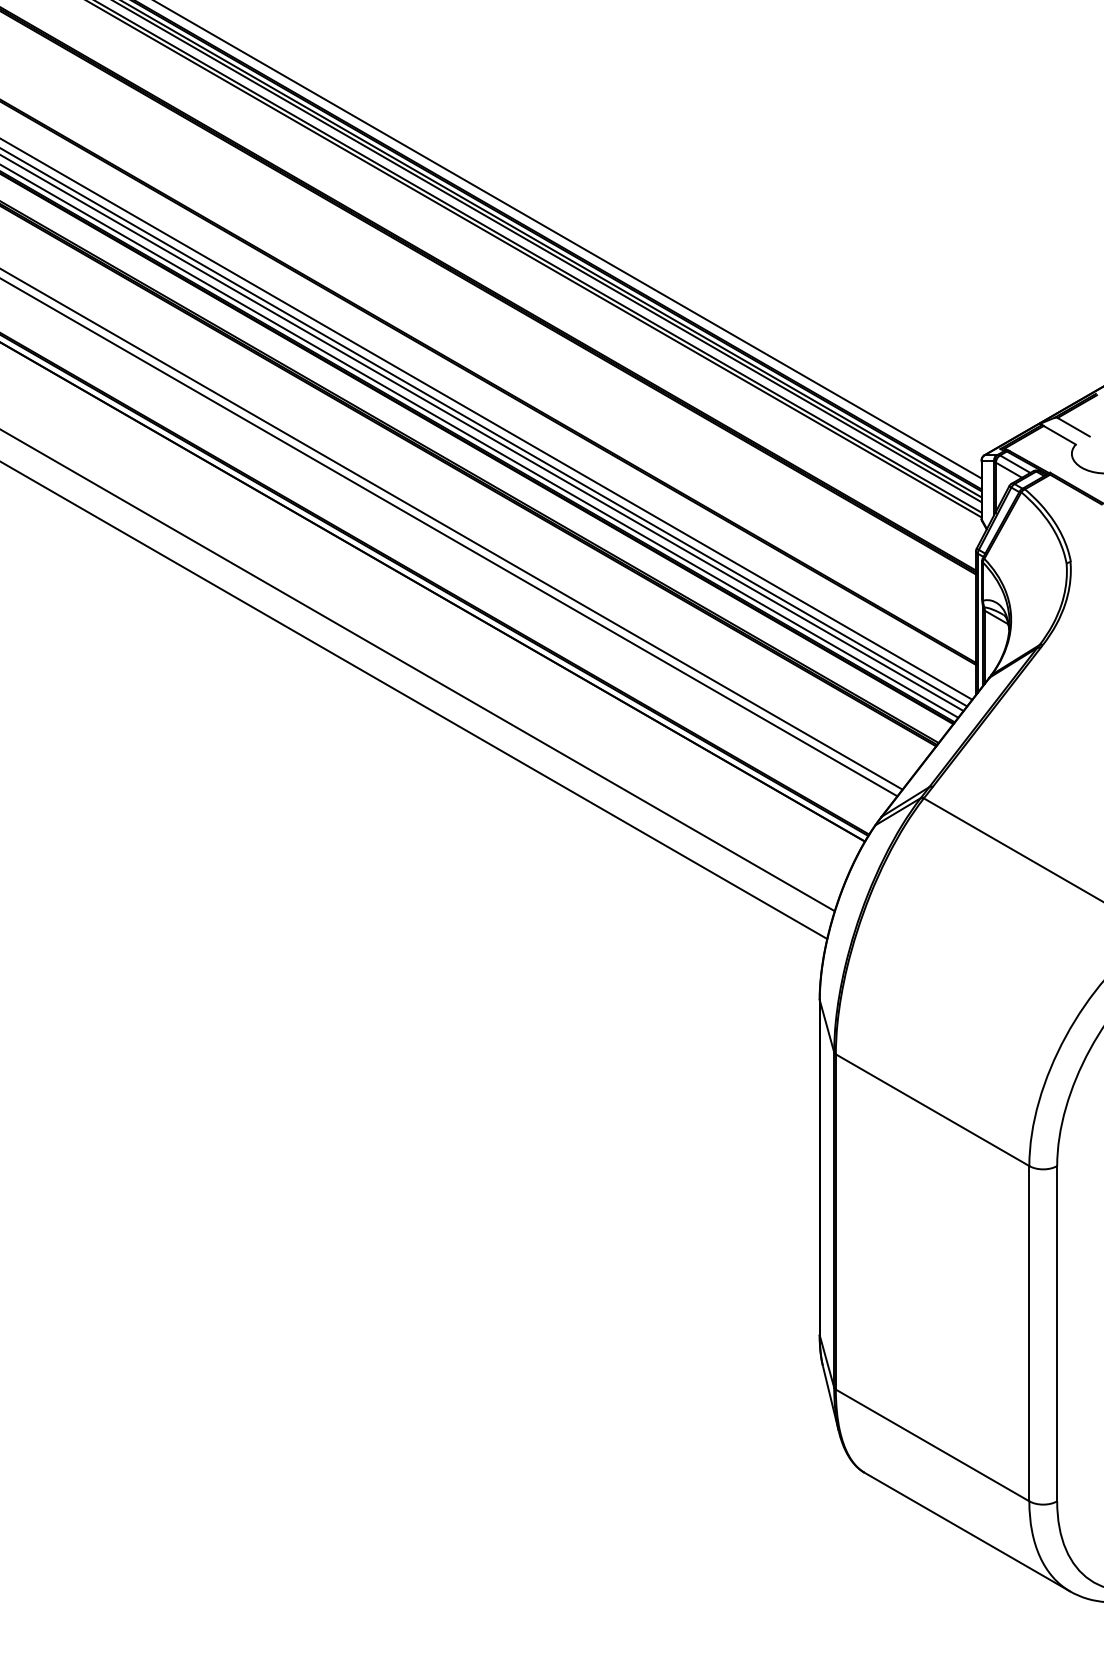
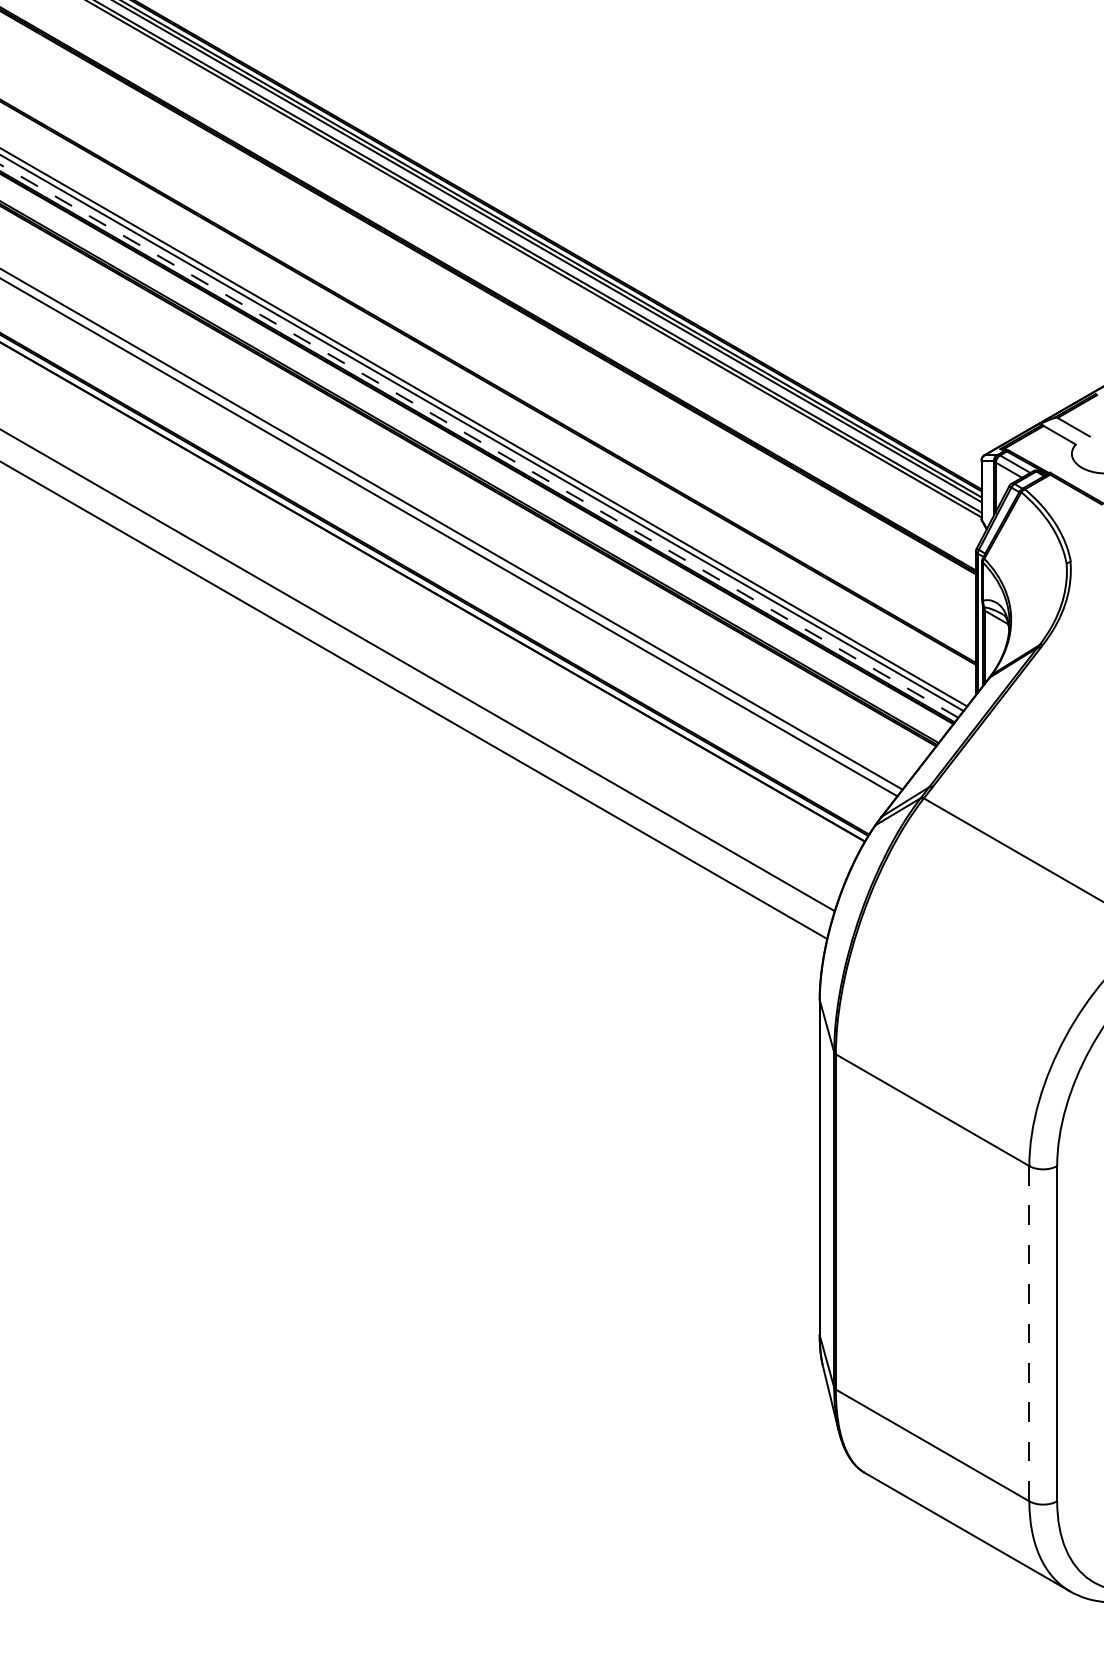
line: present -> none (568, 240)
line: present -> none (487, 419)
line: solid -> dashed (479, 441)
line: solid -> dashed (1029, 1333)
